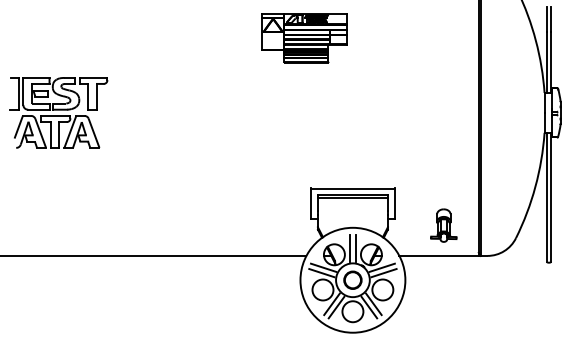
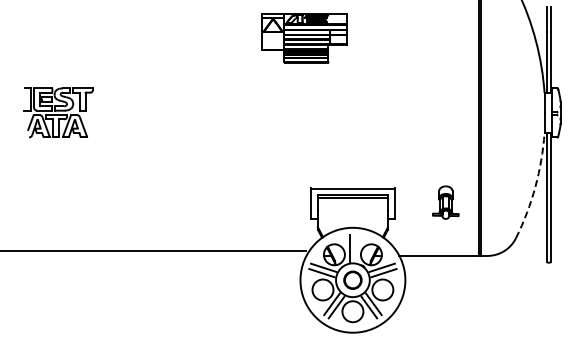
part size: 100x72 px -> 71x52 px (58, 112)
arc: solid -> dashed (535, 186)
part position: (443, 225) -> (445, 202) (445, 202)
line: present -> none (355, 248)
line position: (154, 256) -> (154, 251) (154, 251)
